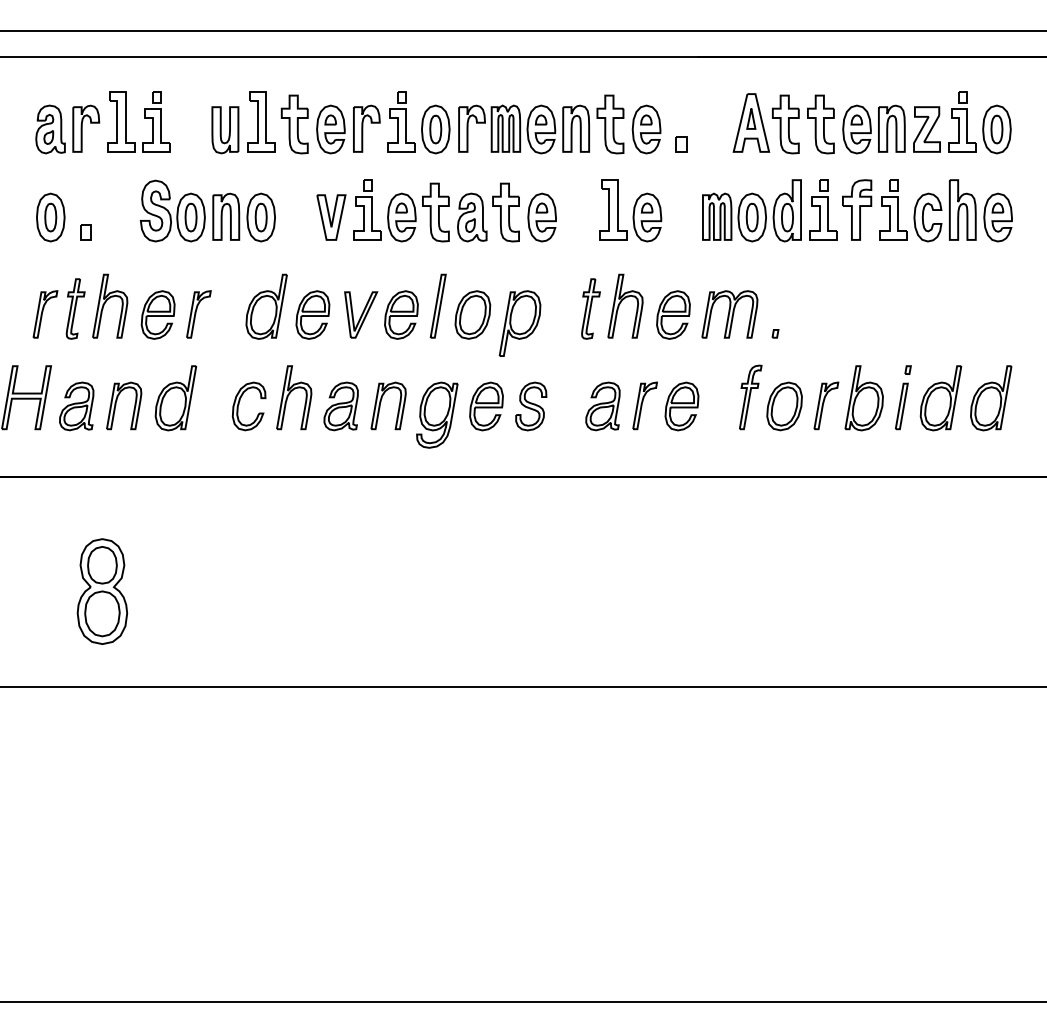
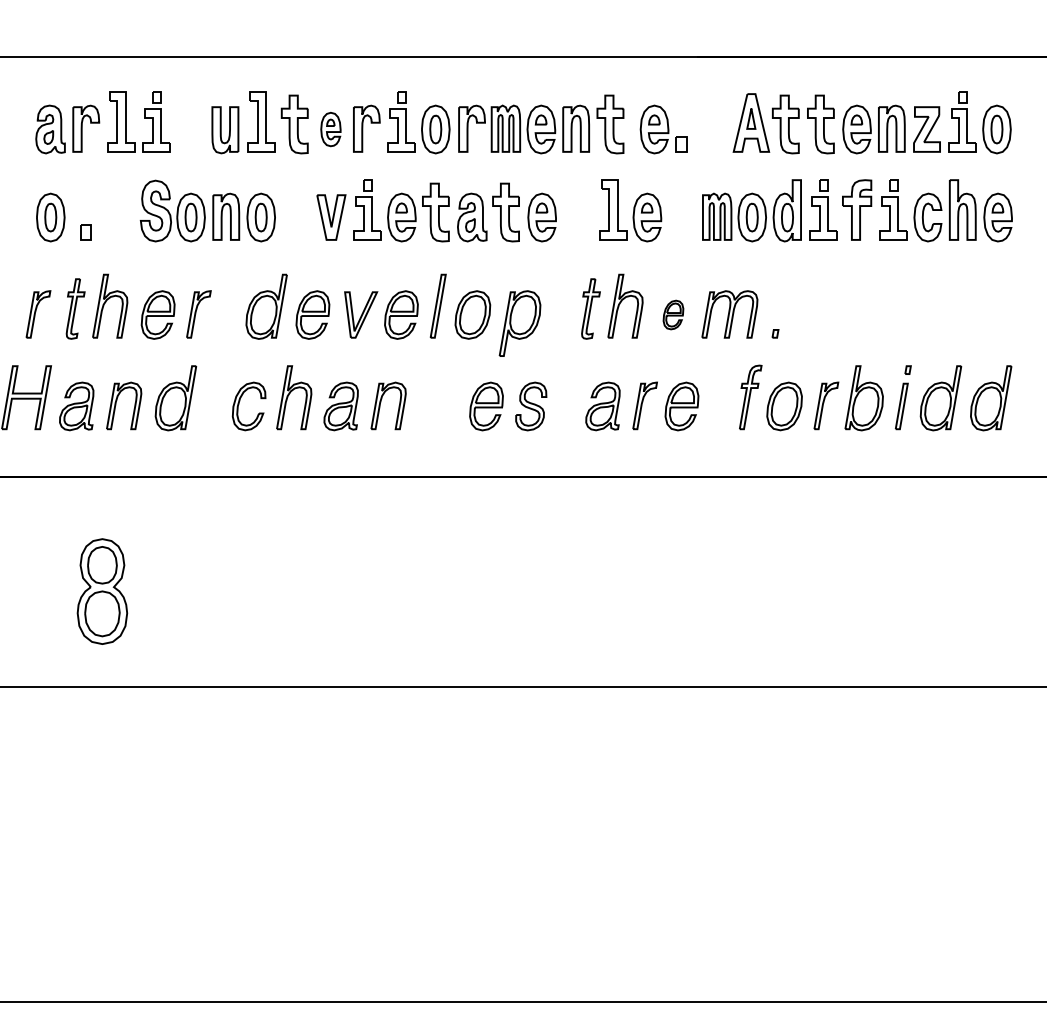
line: present -> none (522, 30)
part size: 30x51 px -> 22x37 px (330, 129)
part position: (646, 129) -> (654, 129) (654, 129)
part position: (45, 314) -> (38, 314) (38, 314)
part size: 35x50 px -> 23x32 px (673, 314)
part: present -> none (437, 414)
